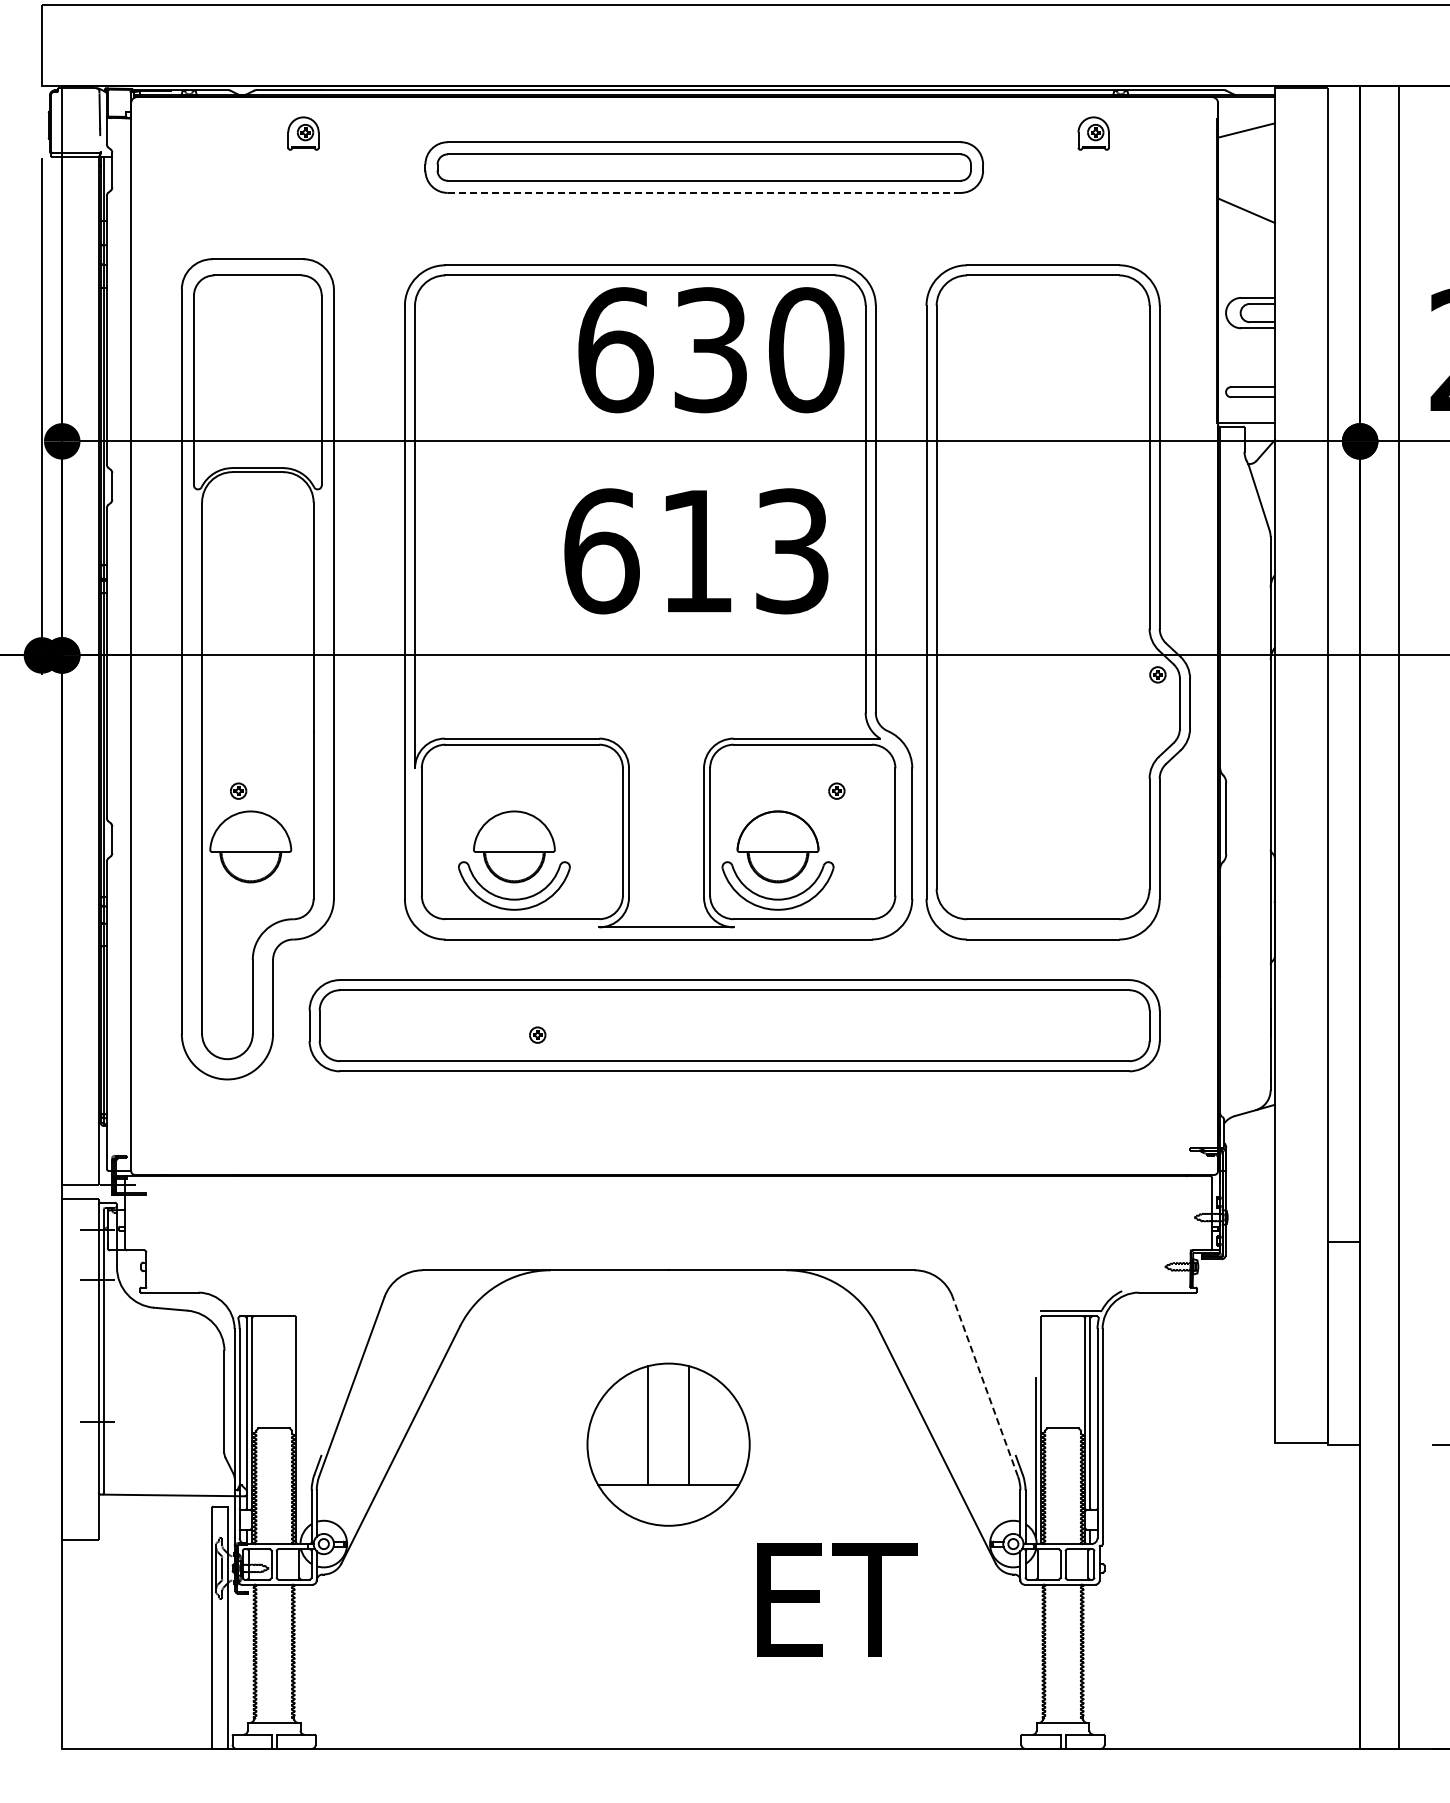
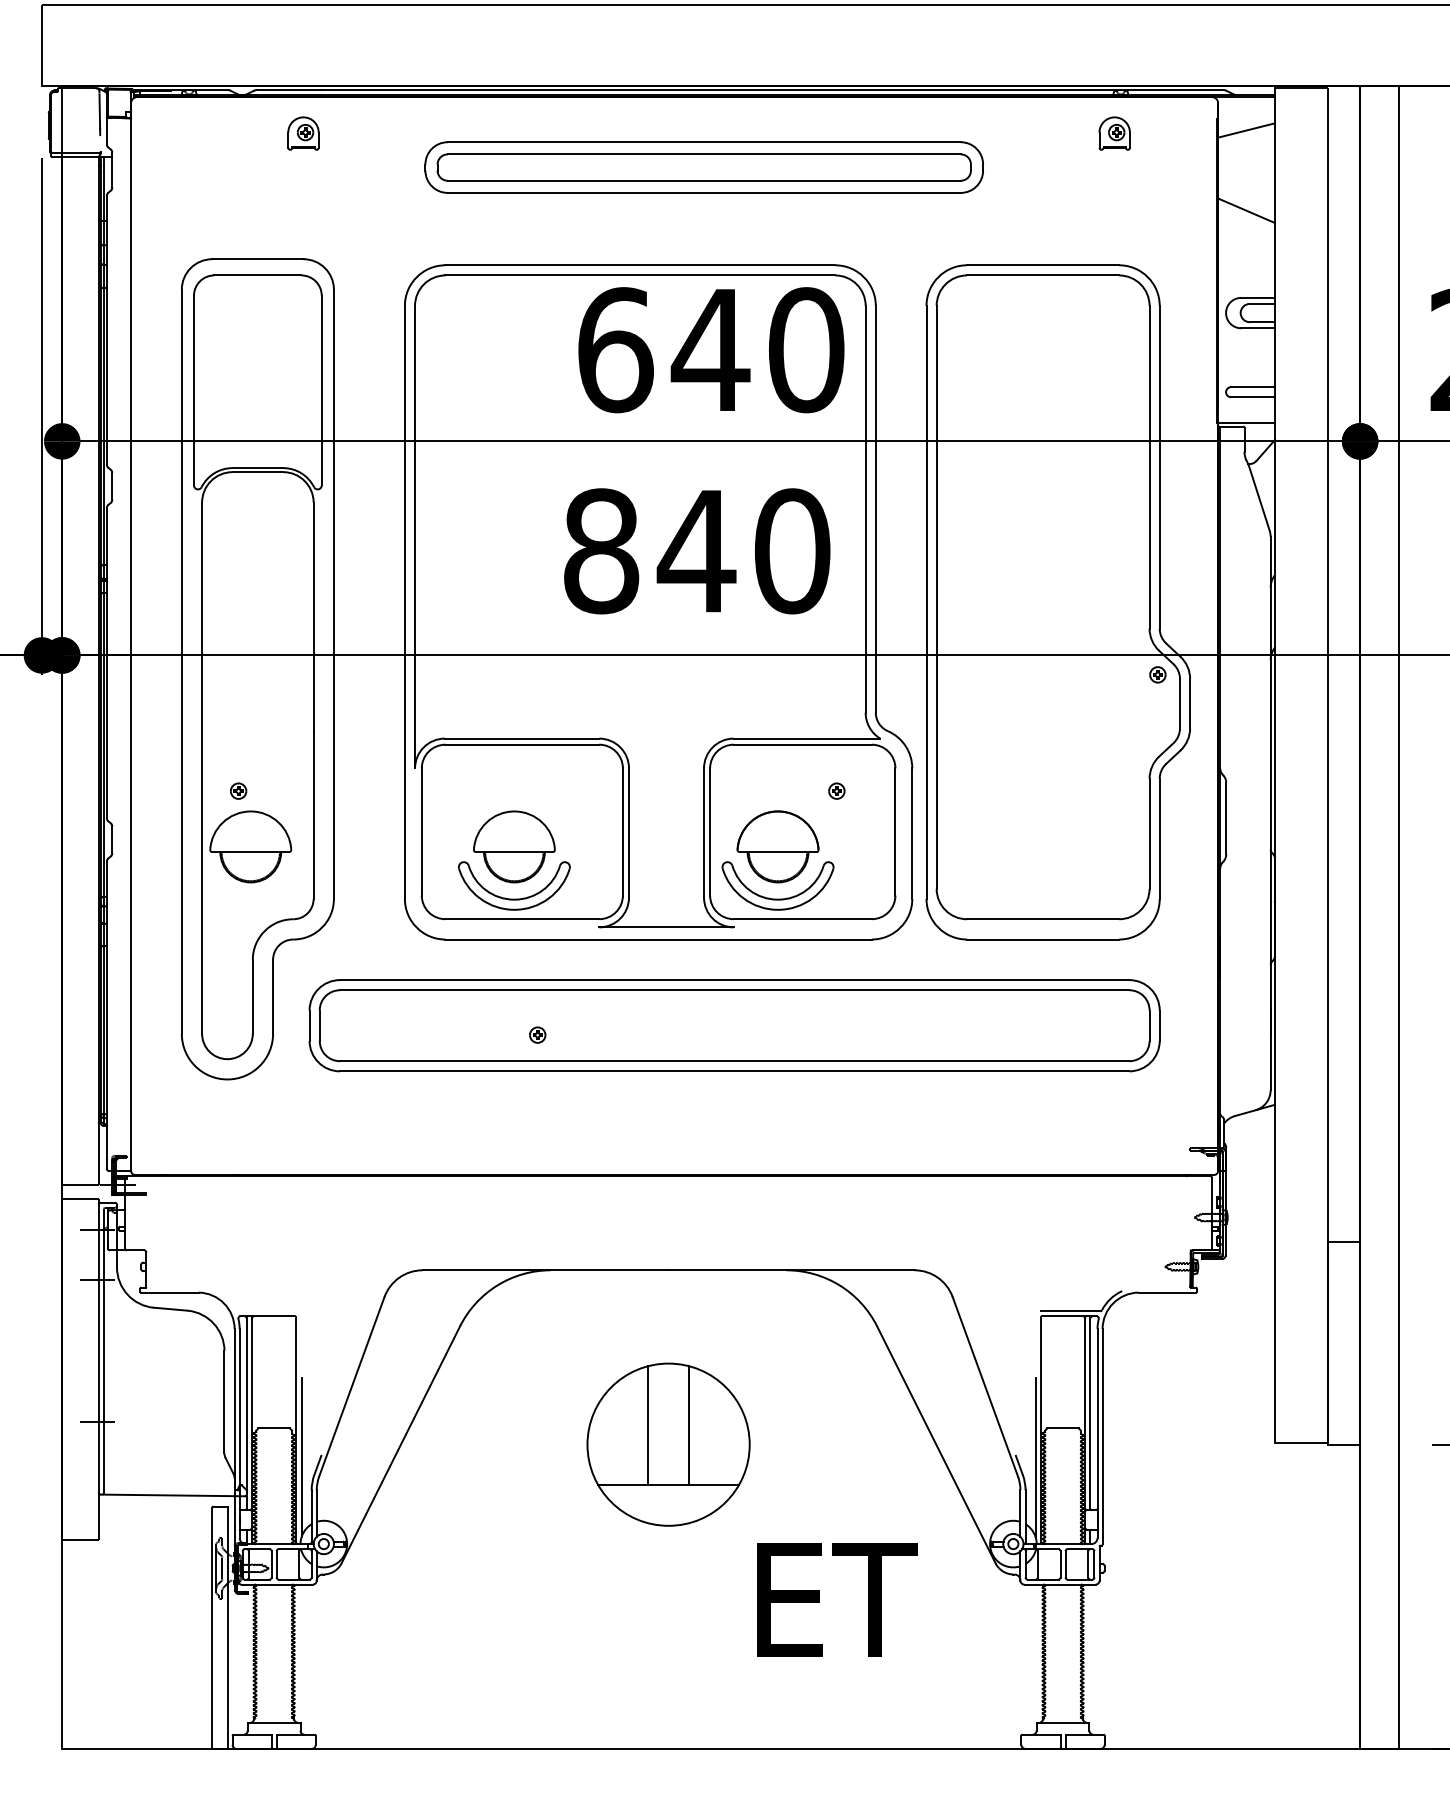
part position: (1093, 133) -> (1114, 133) (1114, 133)
line: dashed -> solid (704, 192)
text: 630 -> 640 (710, 350)
text: 613 -> 840 (697, 551)
line: dashed -> solid (985, 1386)
line: none -> present (301, 1457)
